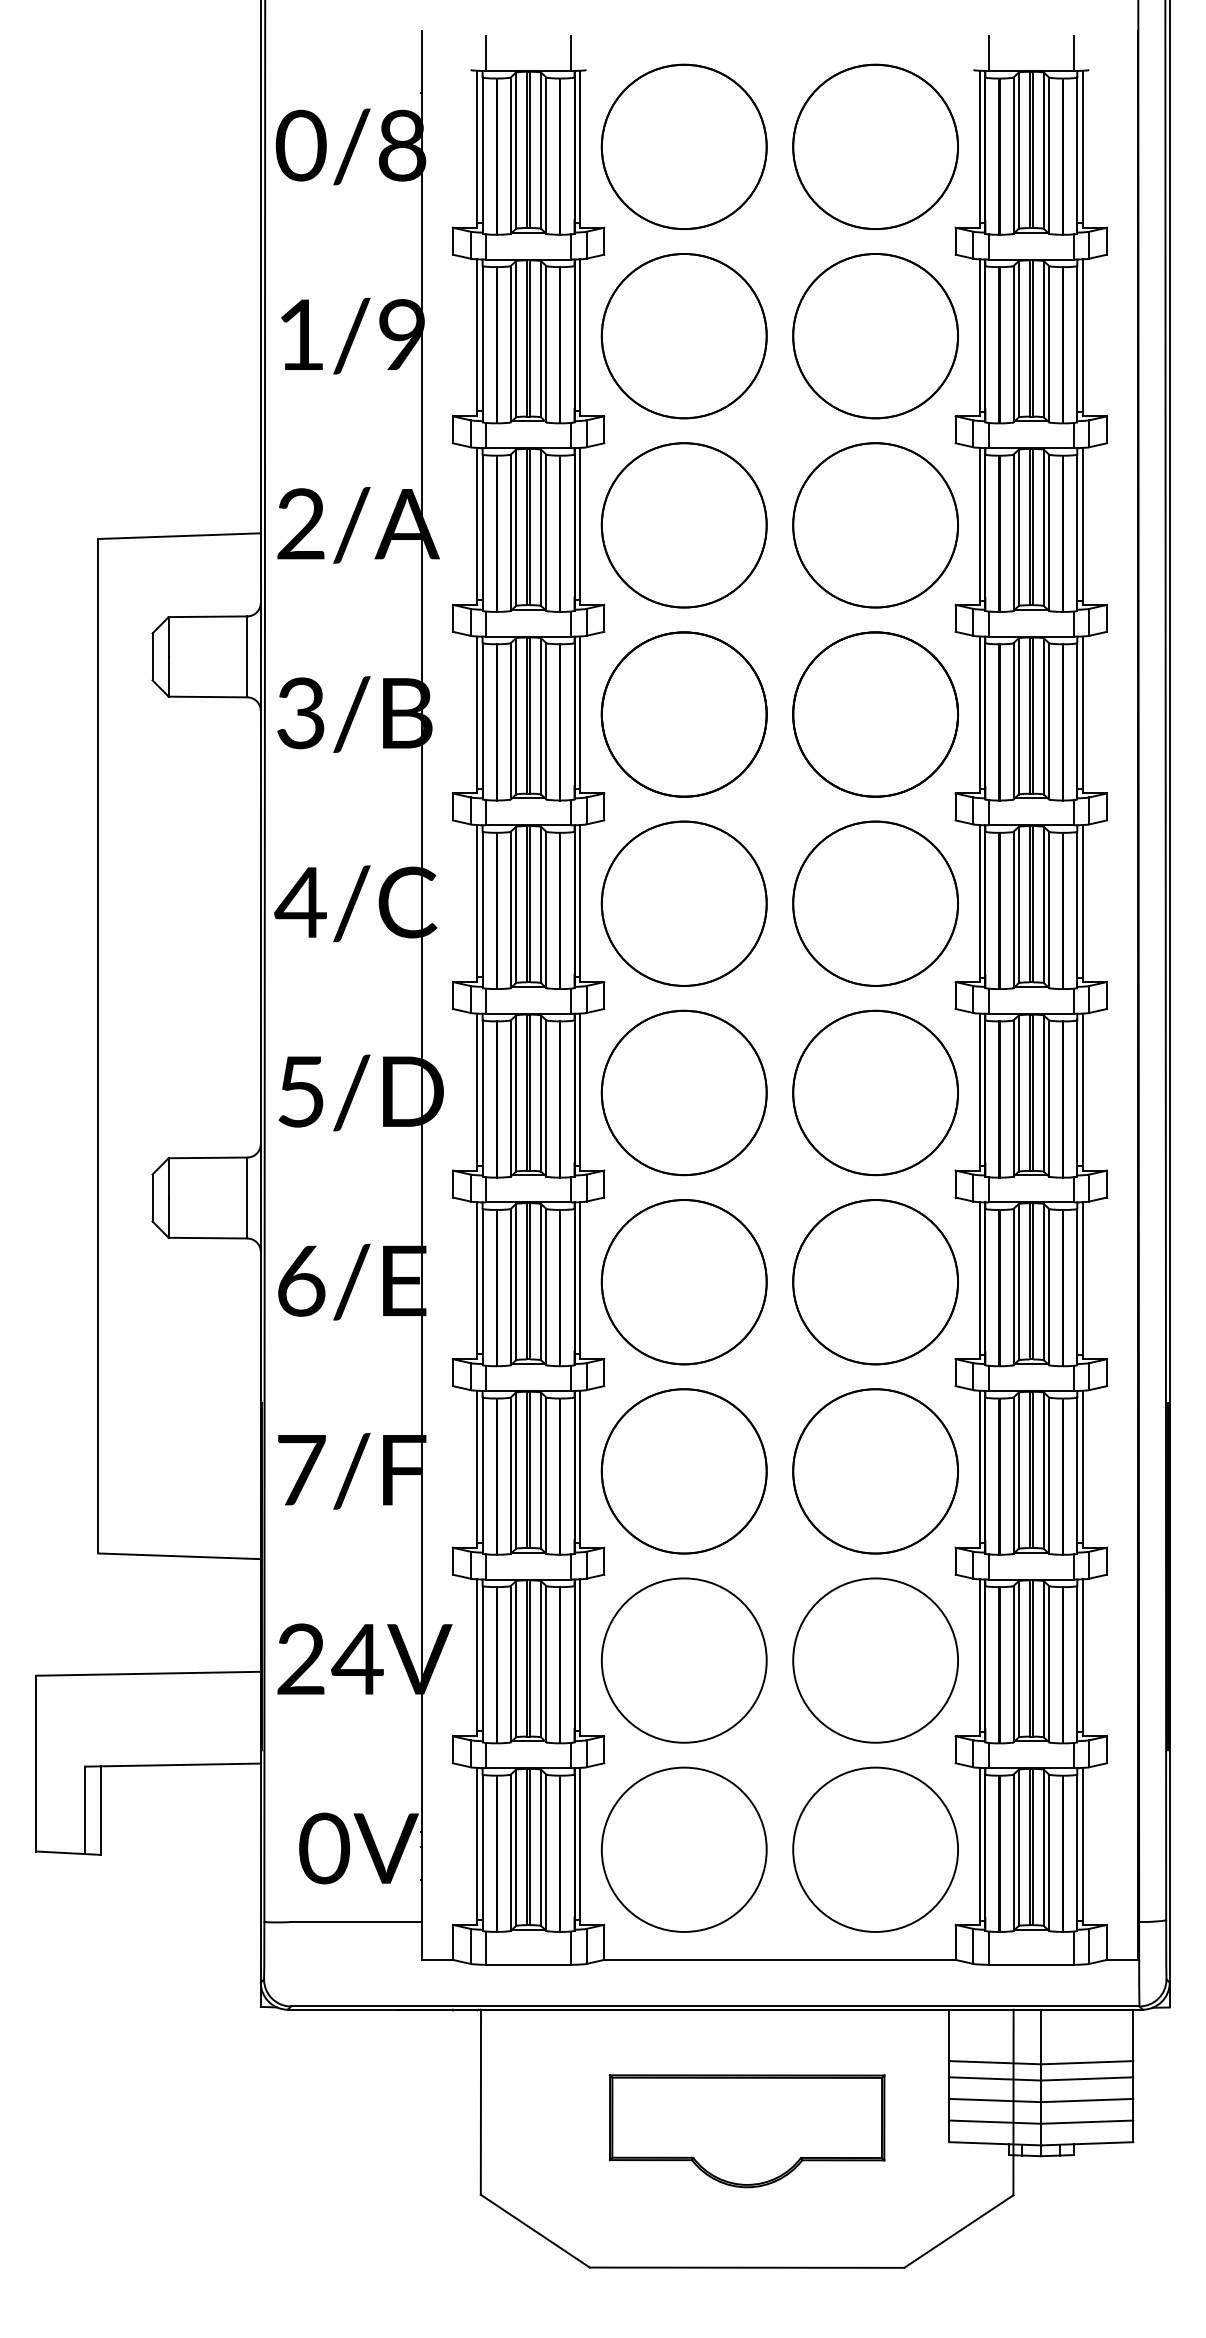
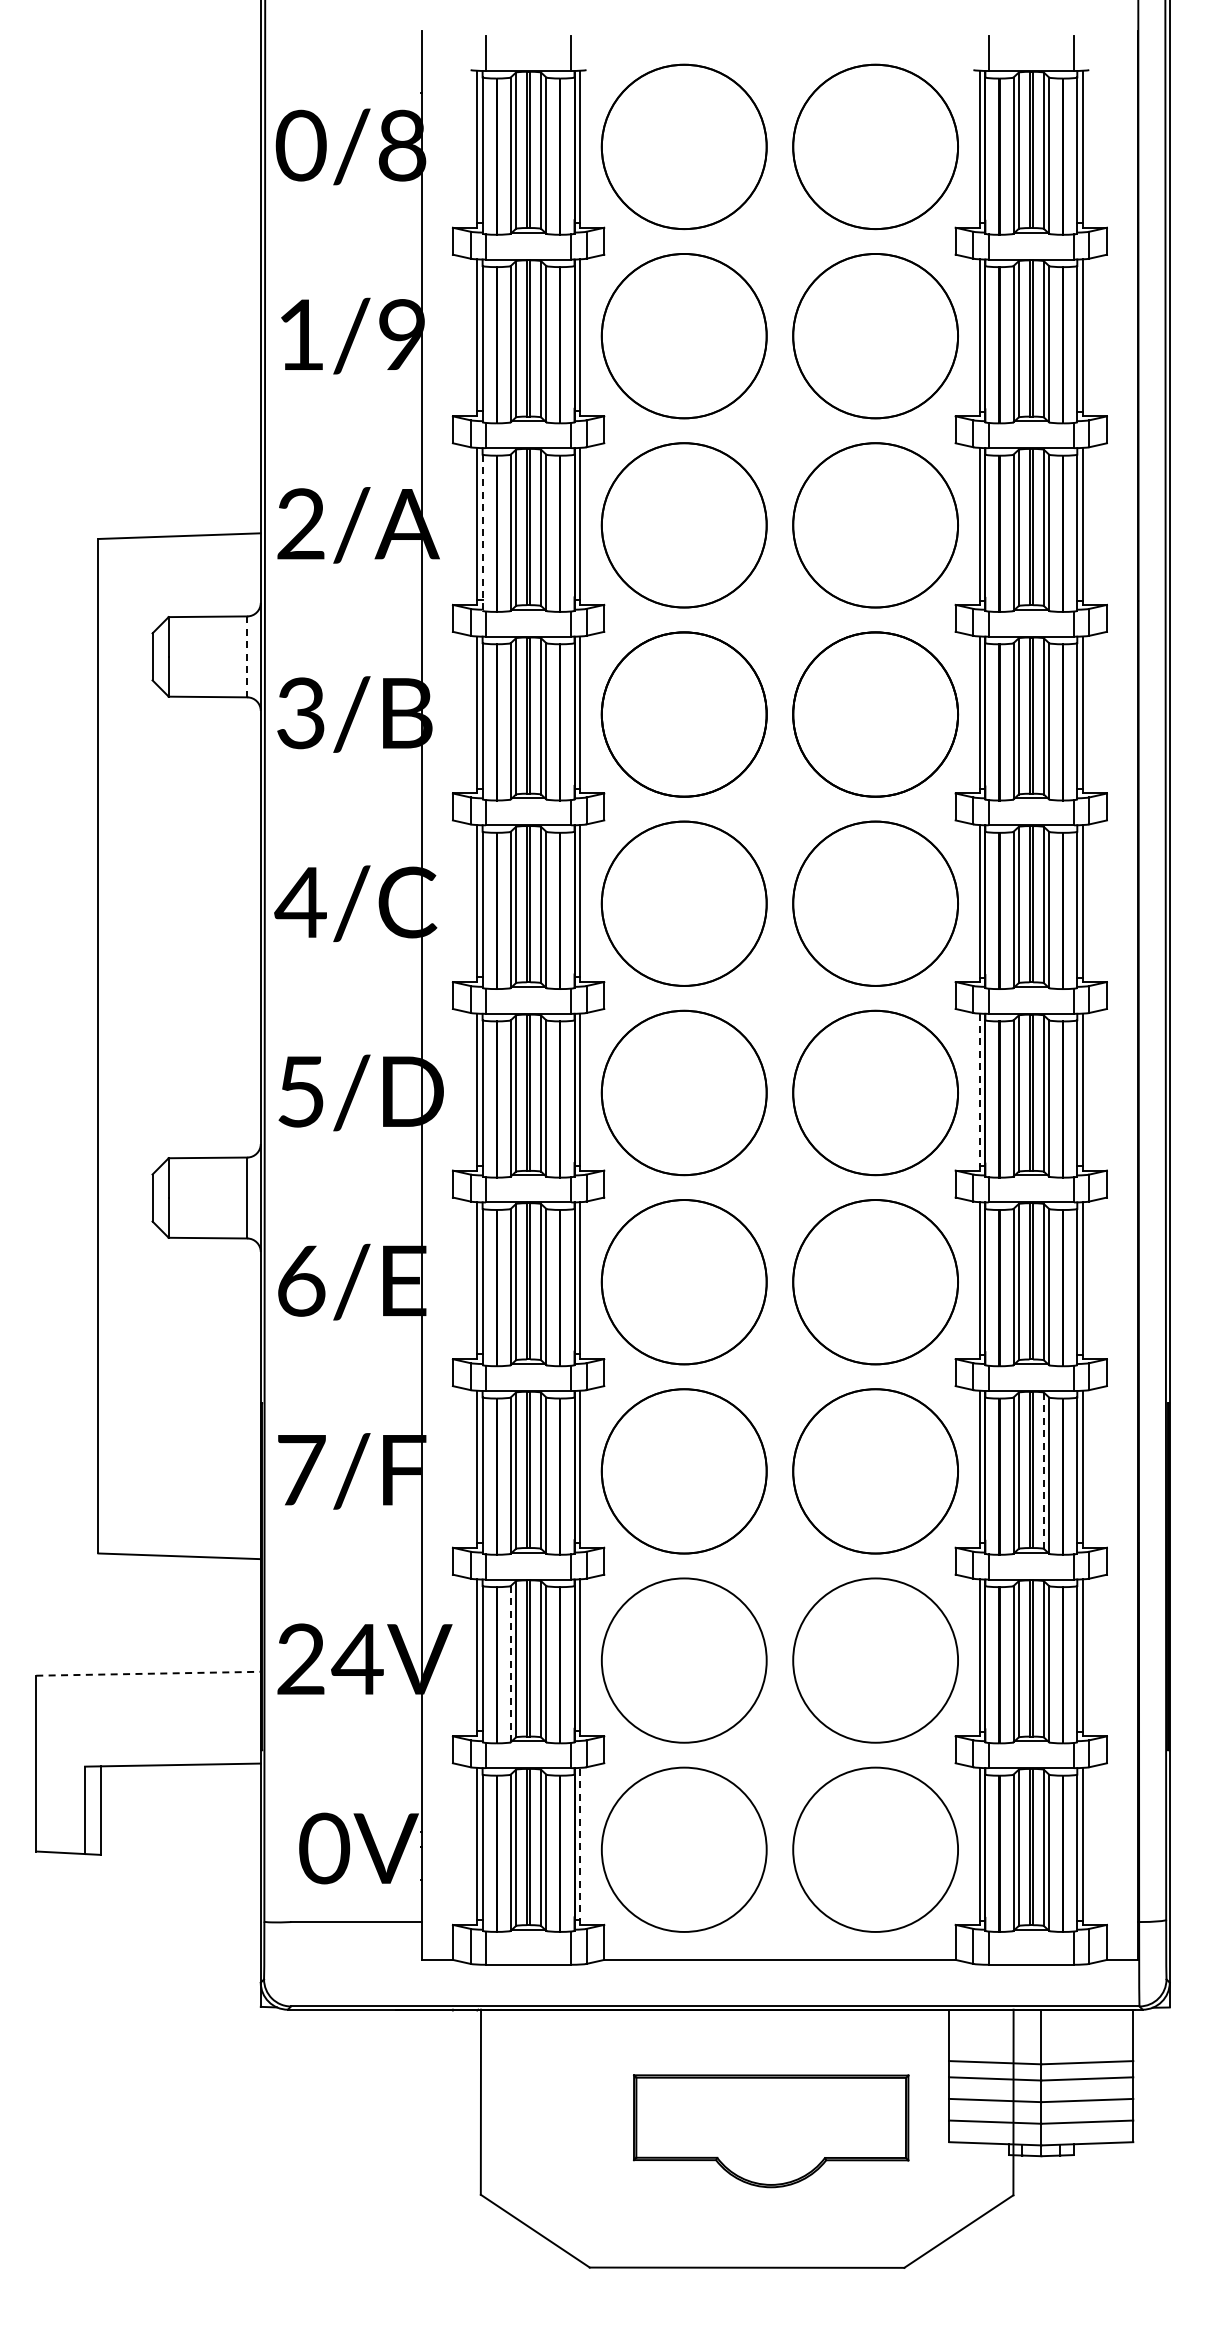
line: solid -> dashed (482, 533)
line: solid -> dashed (247, 657)
line: solid -> dashed (979, 1092)
line: solid -> dashed (1043, 1470)
line: solid -> dashed (510, 1664)
line: solid -> dashed (149, 1673)
line: solid -> dashed (580, 1845)
part position: (747, 2131) -> (771, 2131) (771, 2131)
